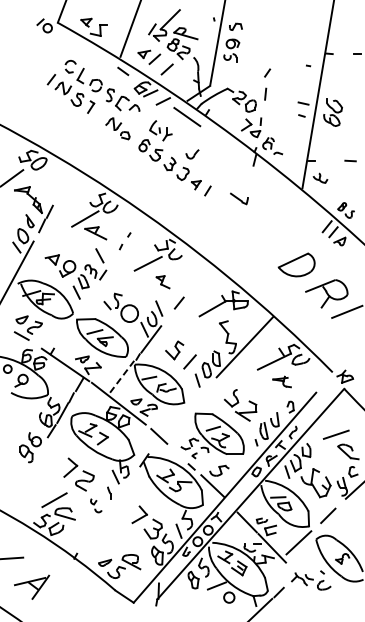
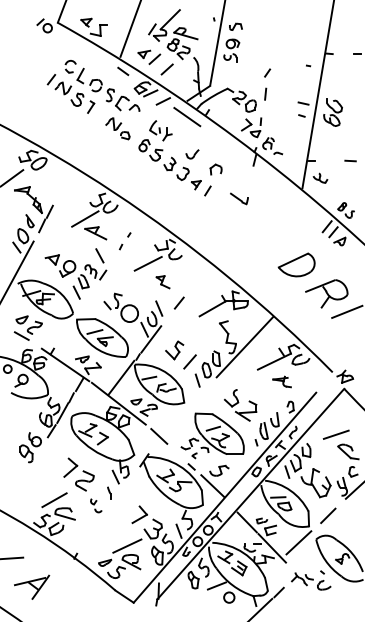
part: none -> present (215, 169)
line: dashed -> solid (121, 378)
line: none -> present (127, 545)
